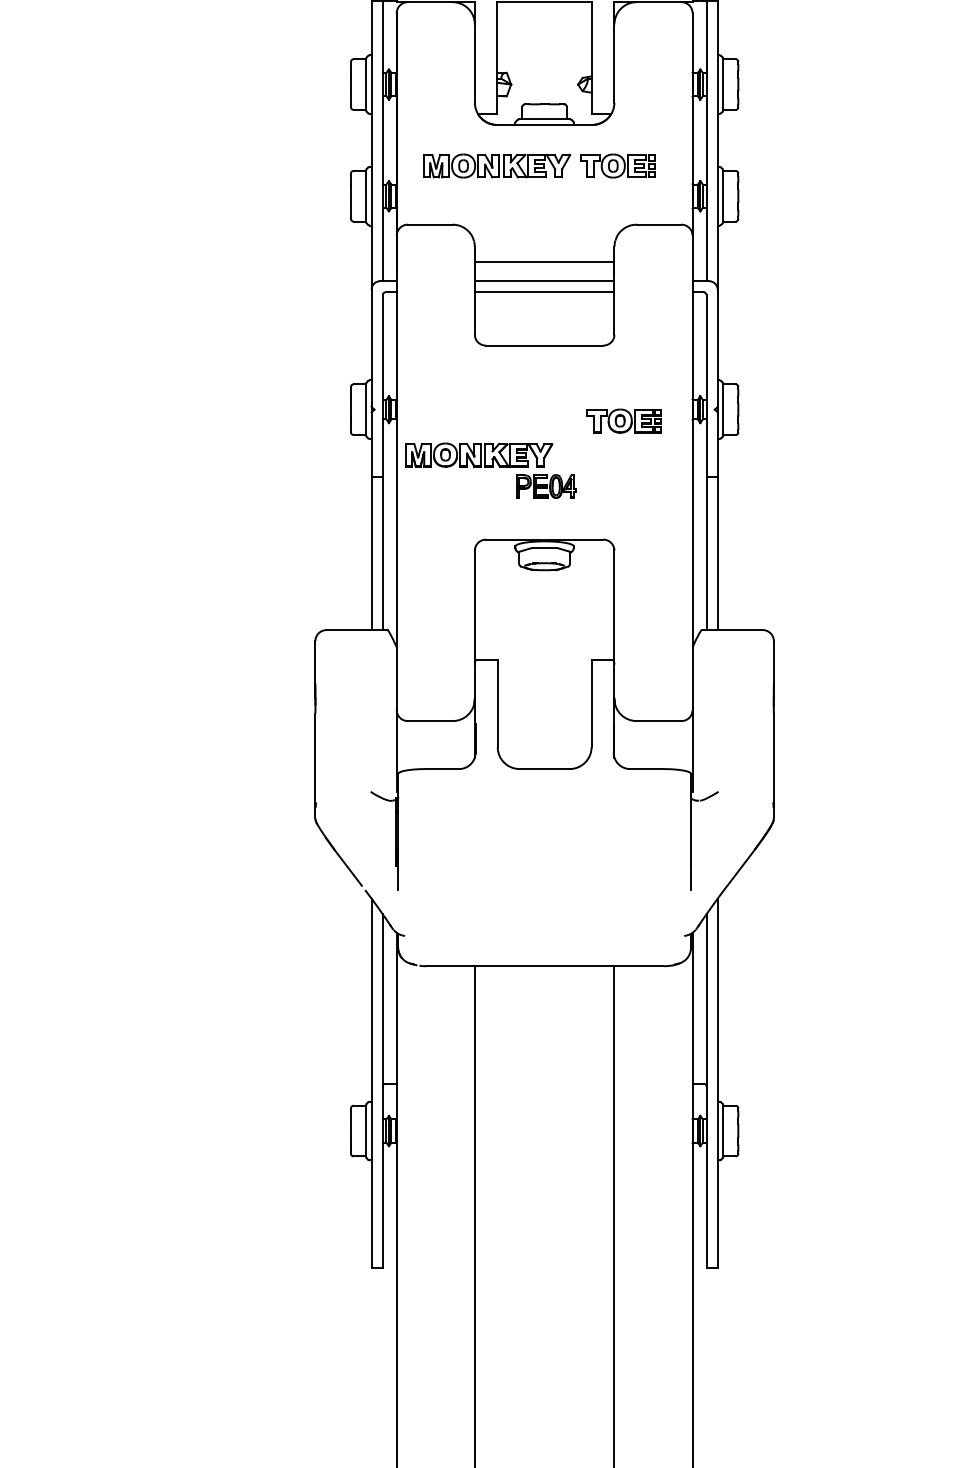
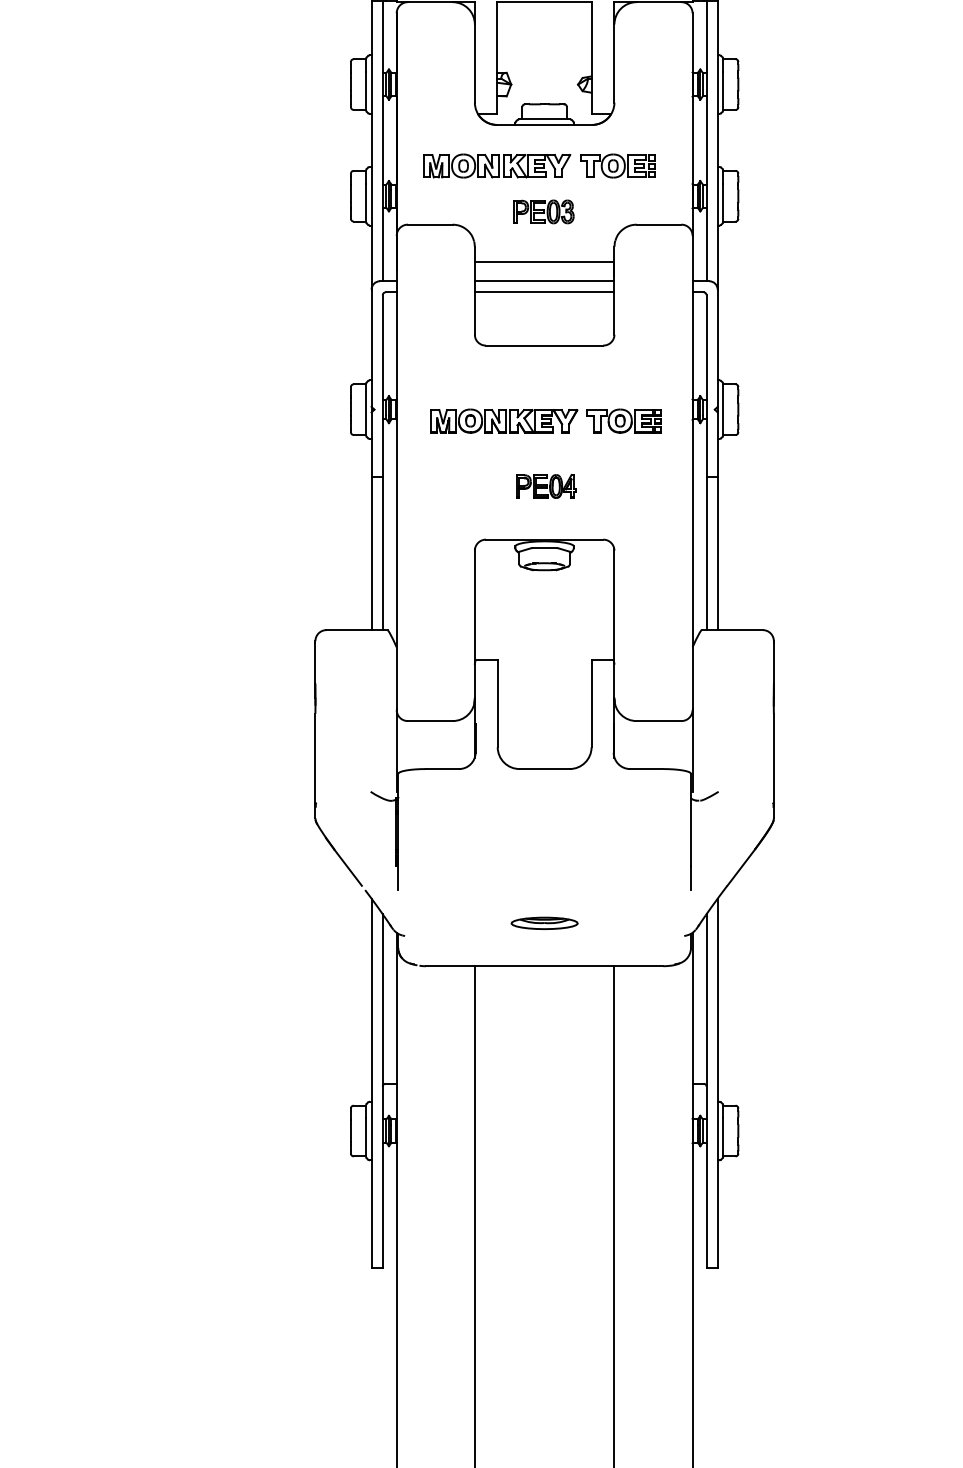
part: none -> present (543, 211)
part position: (479, 454) -> (504, 420) (504, 420)
part: none -> present (544, 922)
